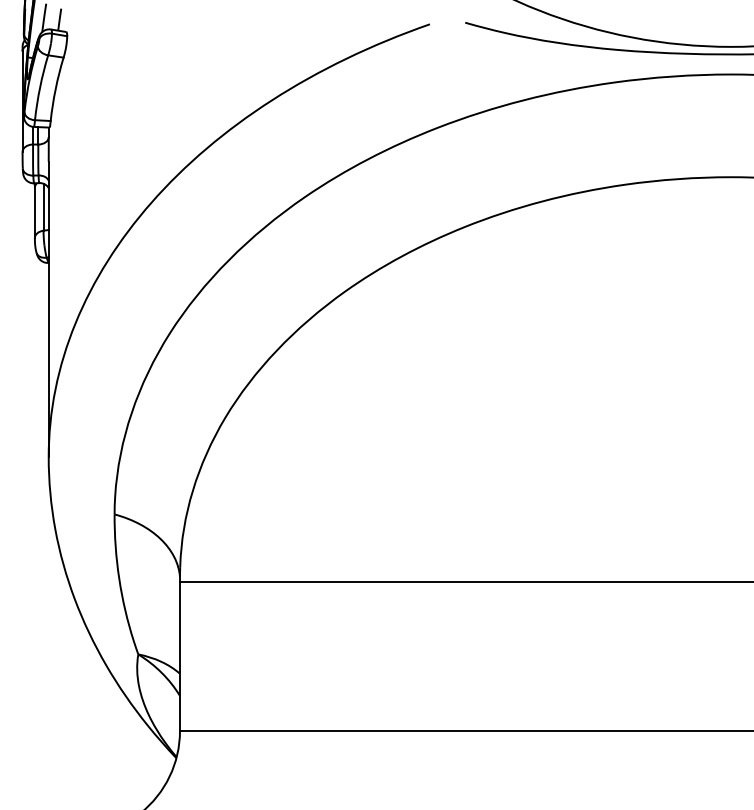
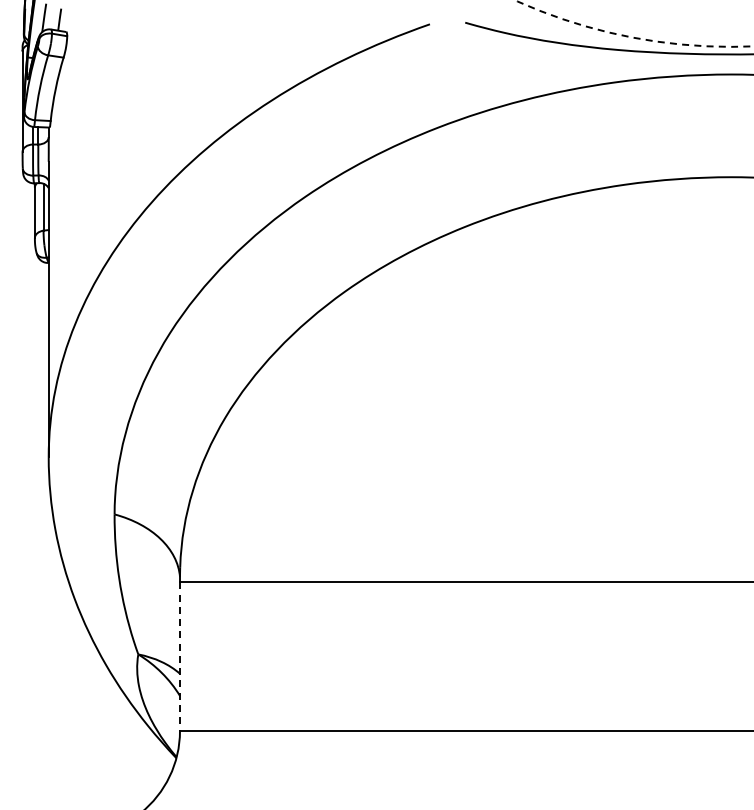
arc: solid -> dashed (631, 37)
line: solid -> dashed (179, 657)
